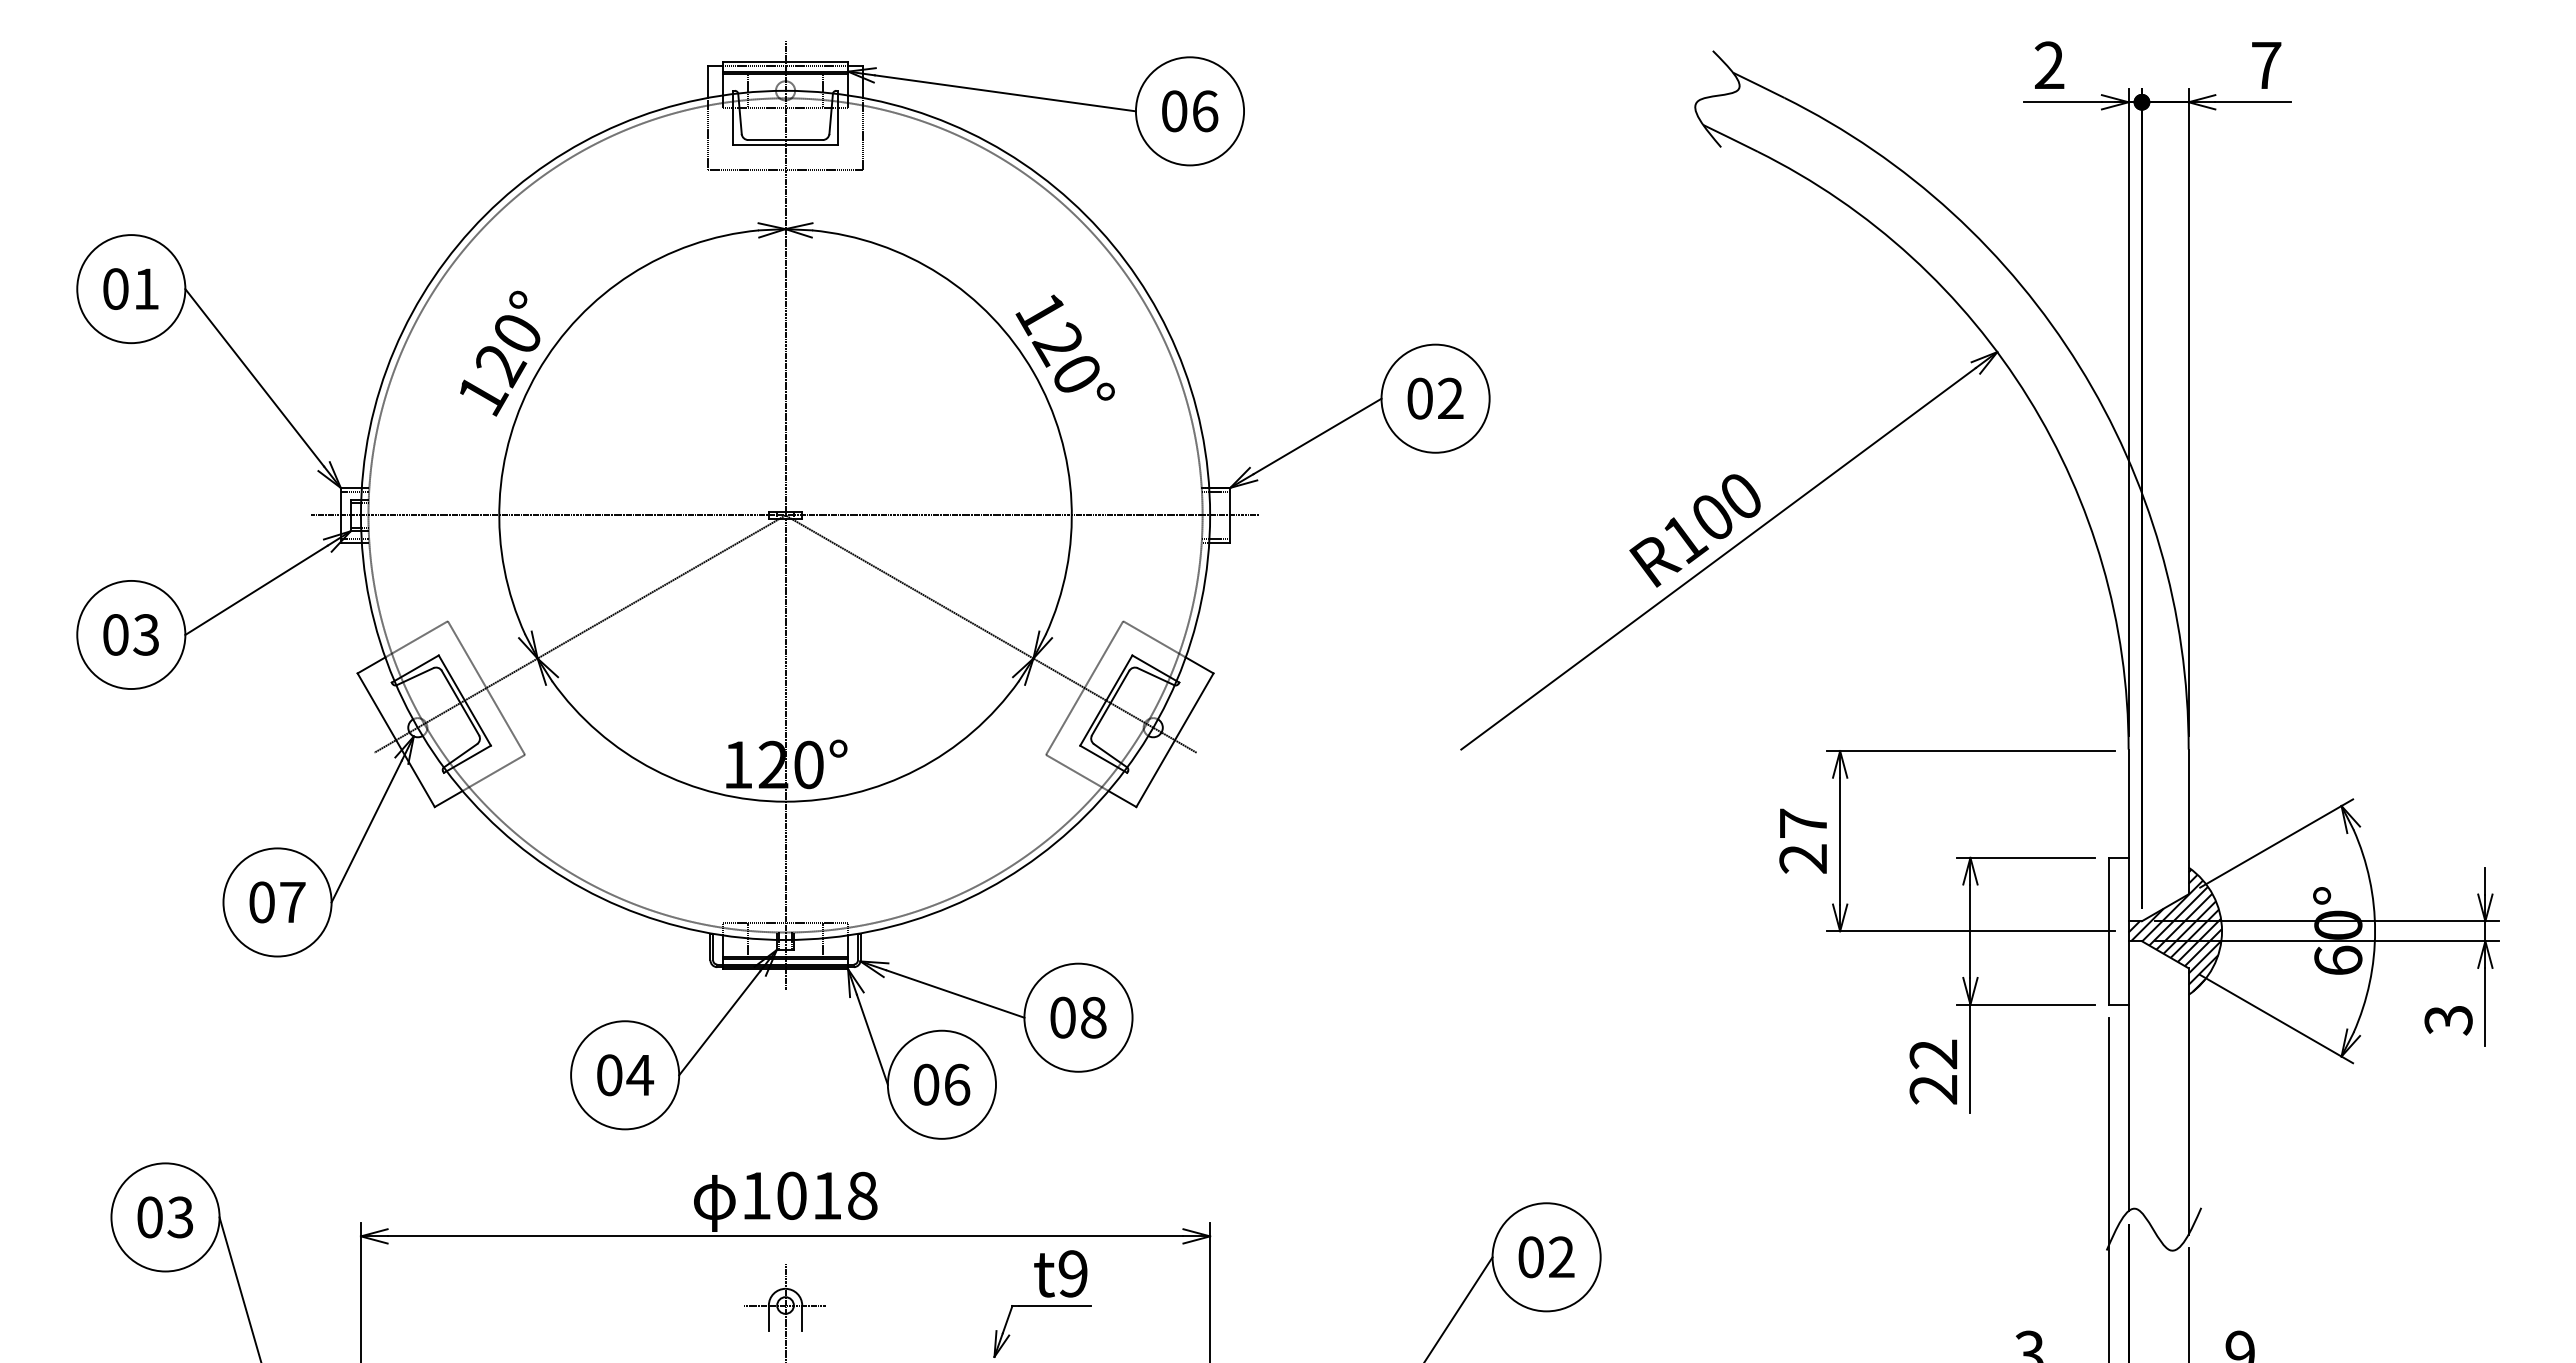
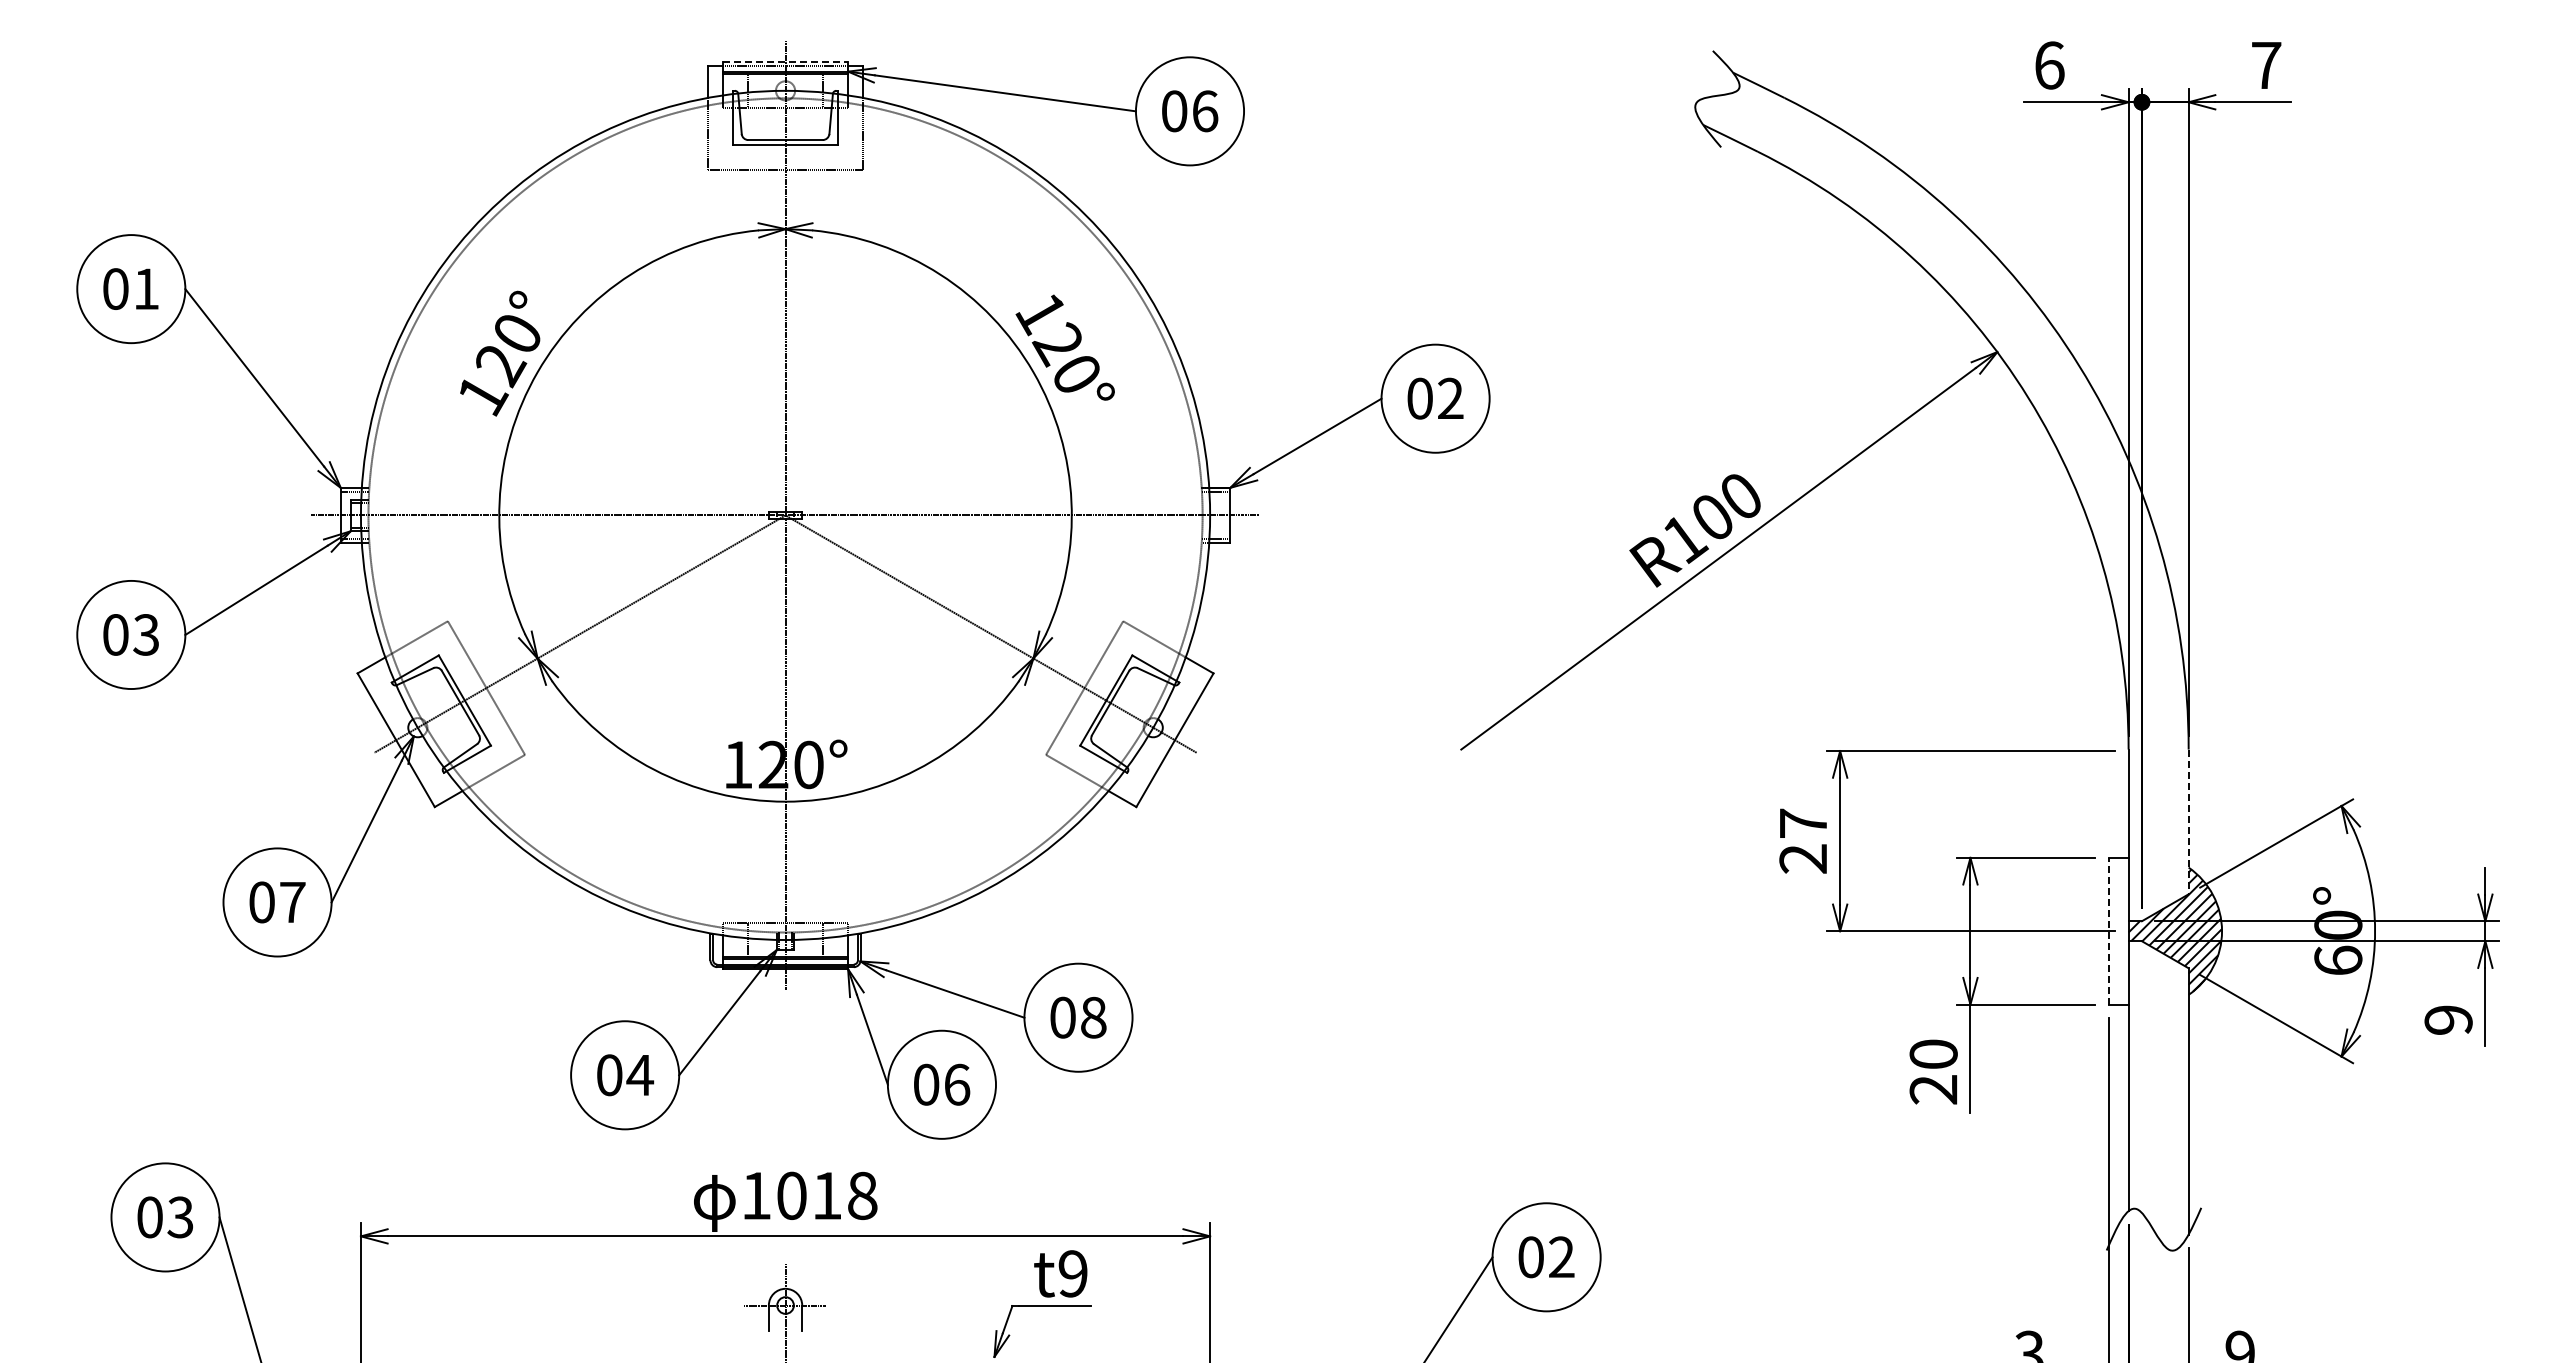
line: solid -> dashed (785, 61)
text: 2 -> 6 (2049, 65)
line: solid -> dashed (2188, 822)
line: solid -> dashed (2108, 930)
text: 3 -> 9 (2448, 1020)
text: 22 -> 20 (1933, 1054)
